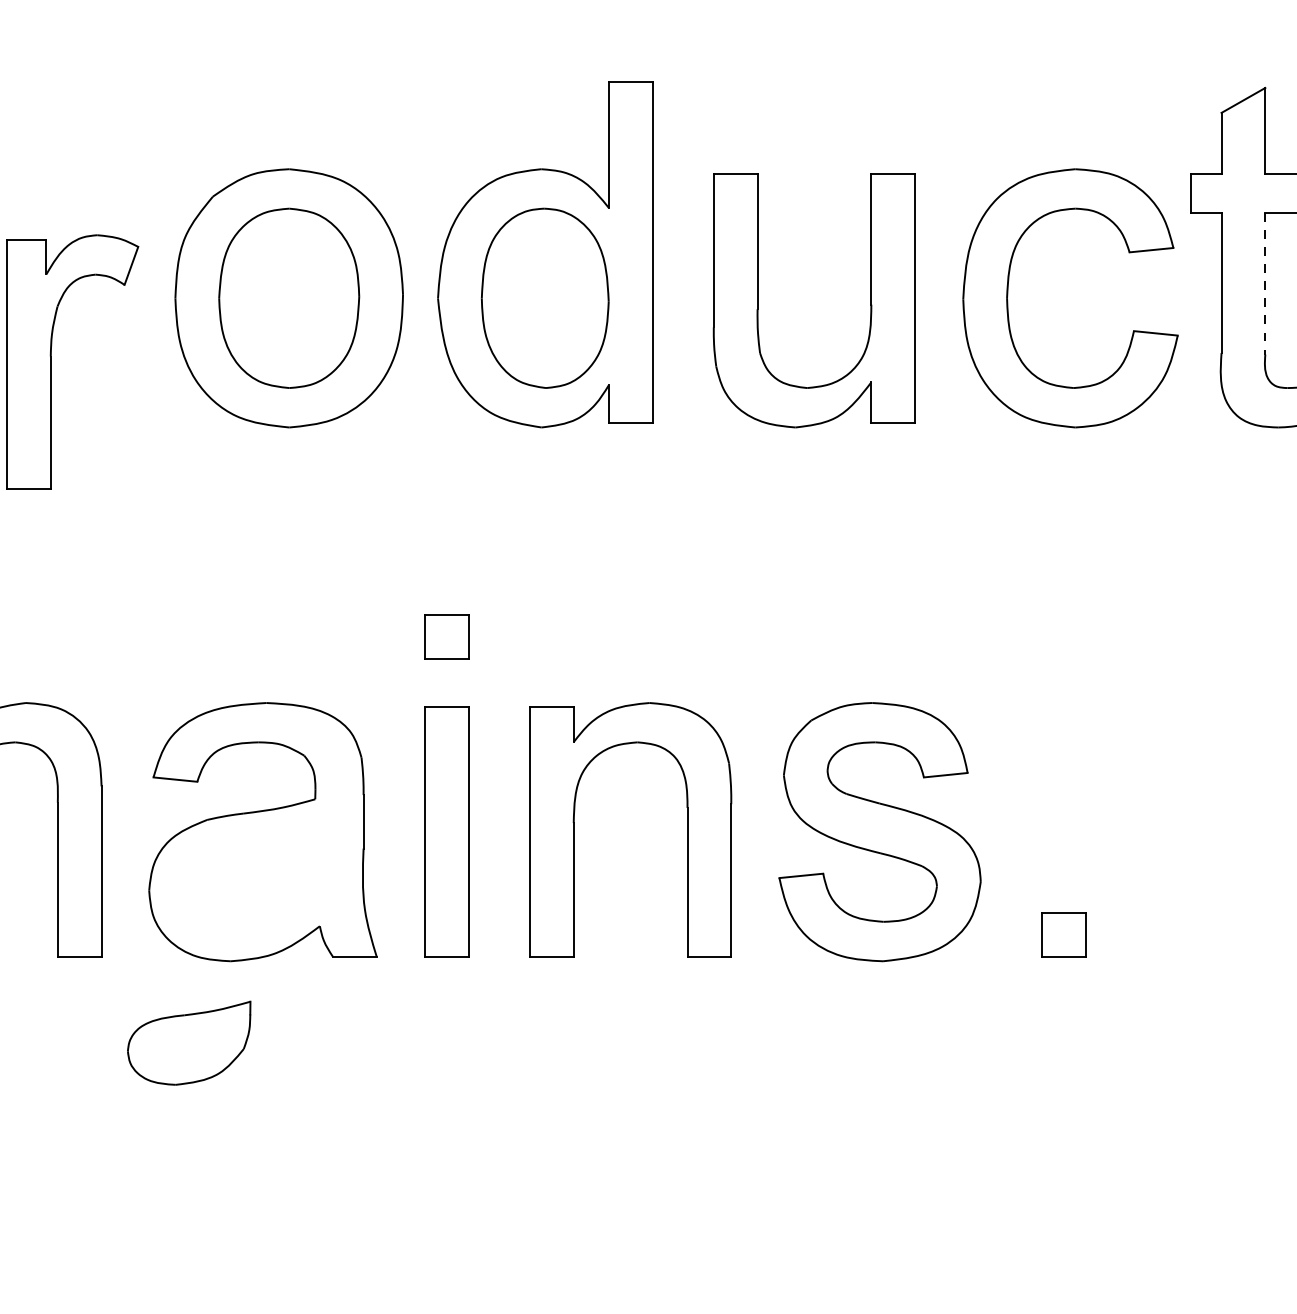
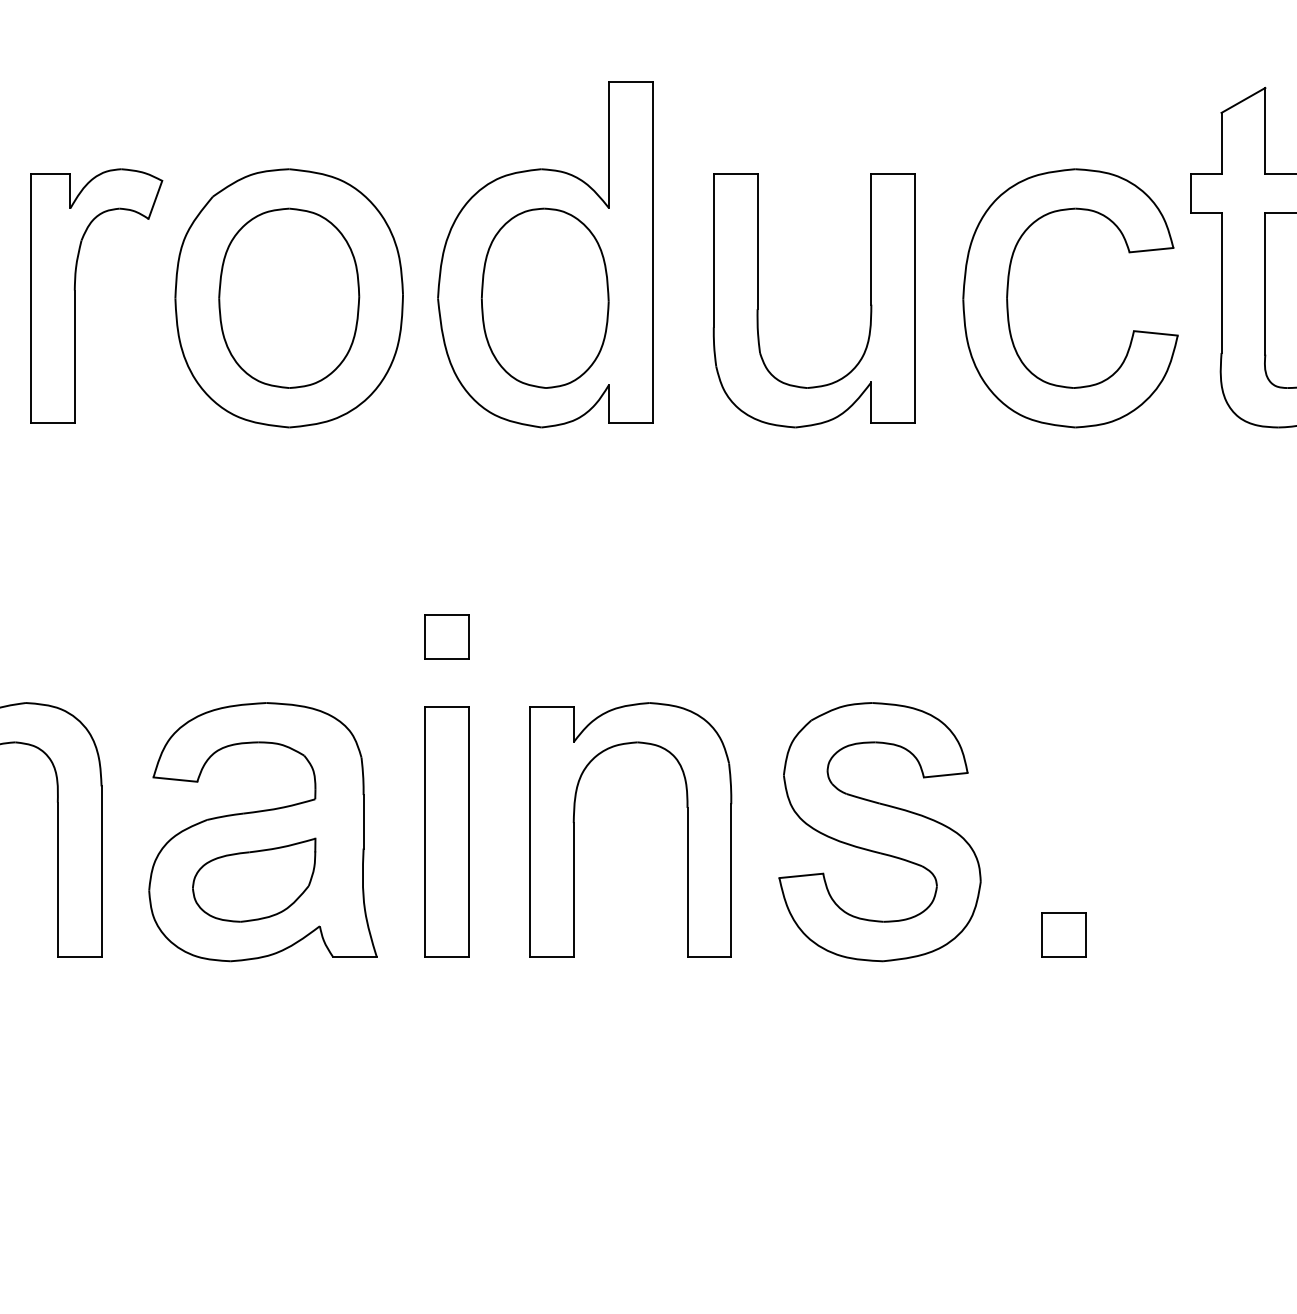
line: dashed -> solid (1265, 283)
part position: (51, 361) -> (75, 295) (75, 295)
part position: (189, 1042) -> (254, 879) (254, 879)
